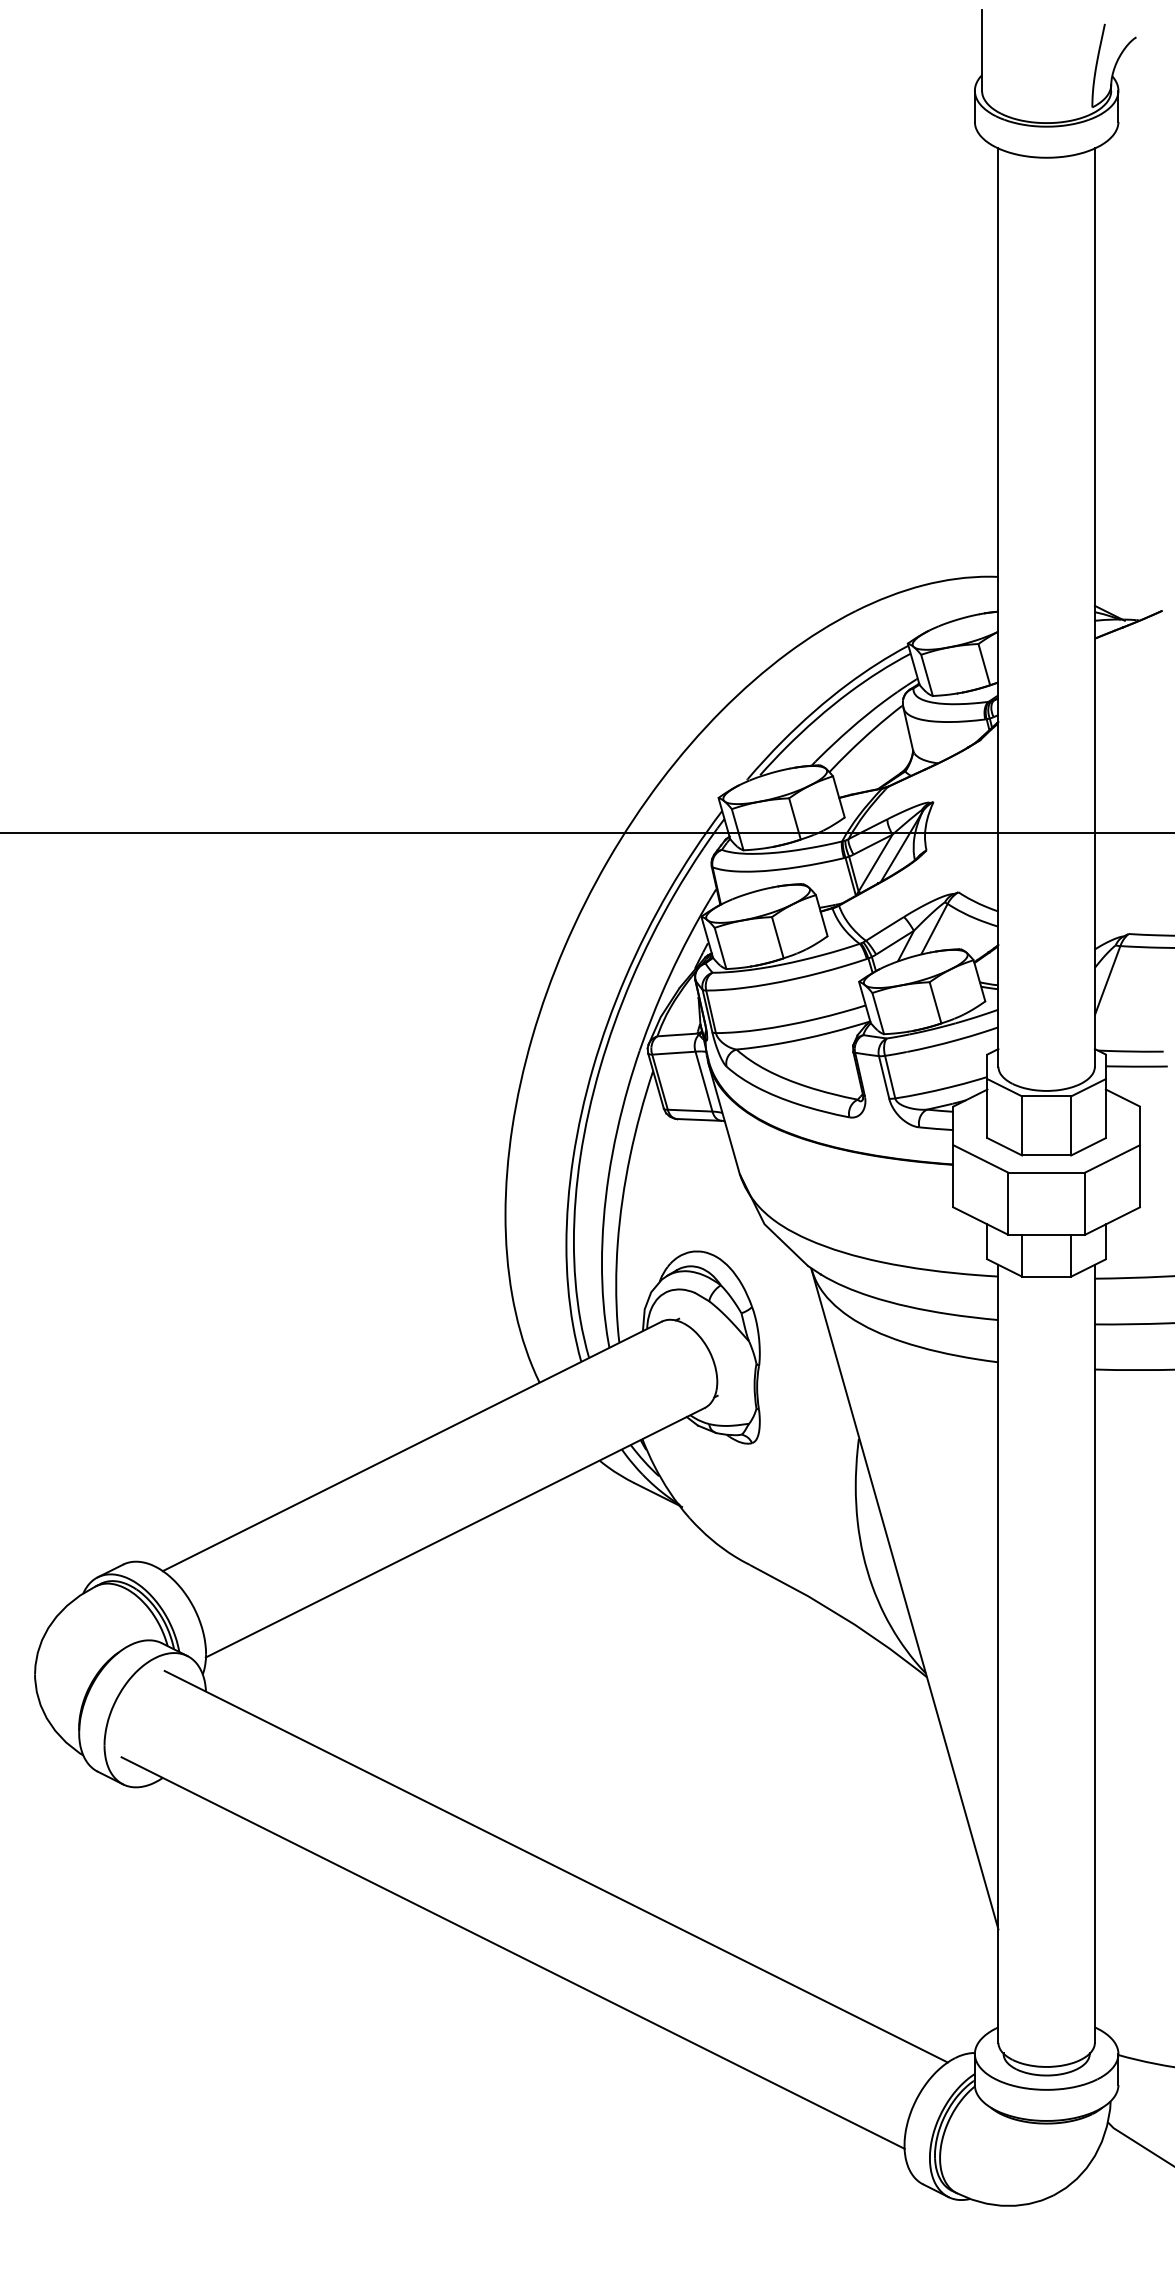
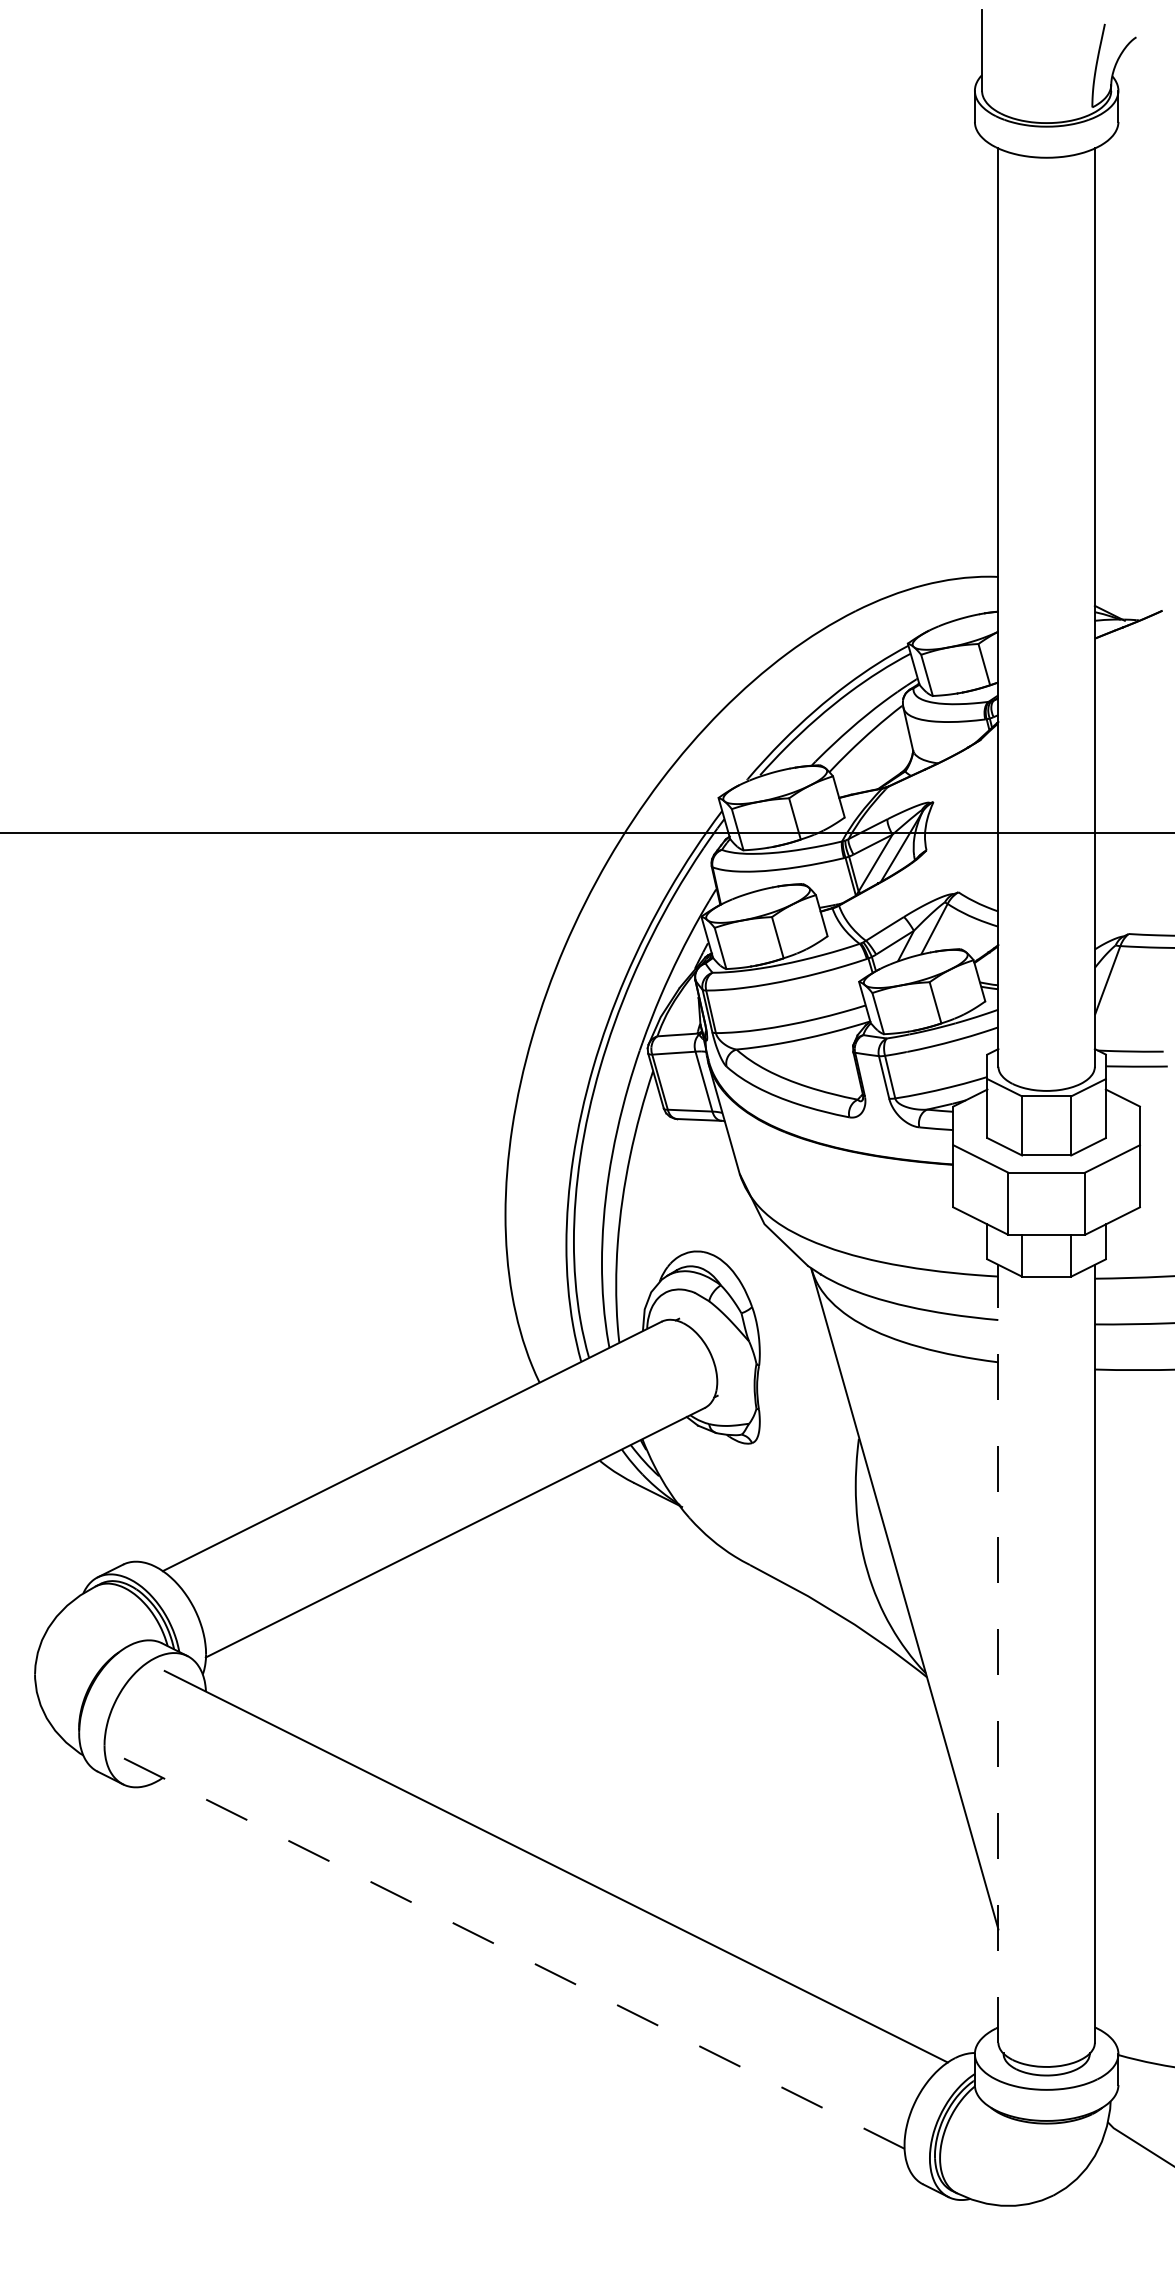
line: solid -> dashed (998, 1653)
line: solid -> dashed (513, 1953)
